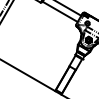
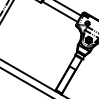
line: none -> present (25, 82)
